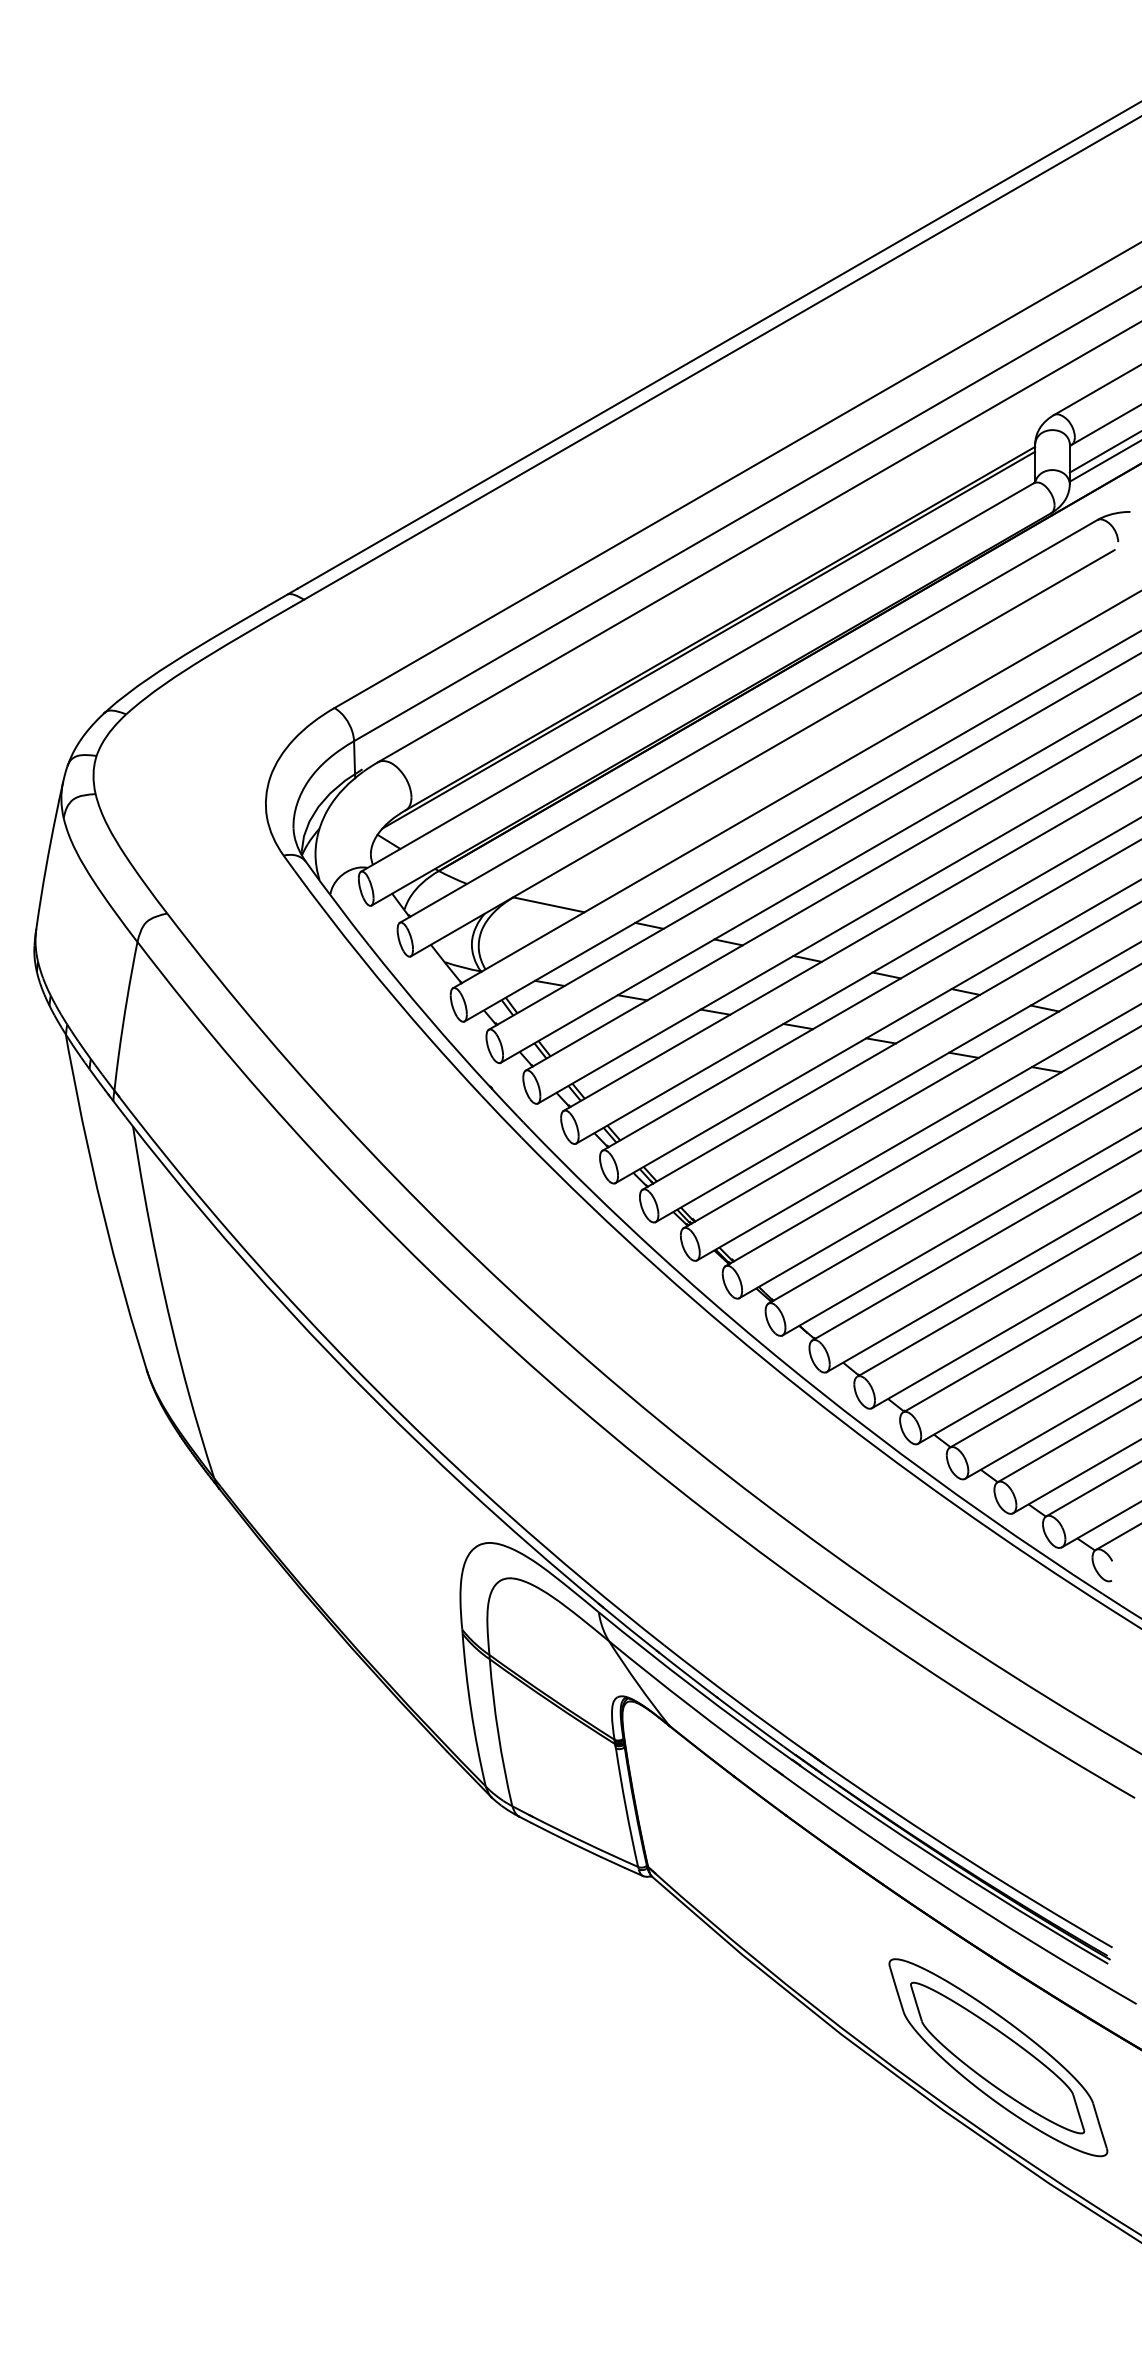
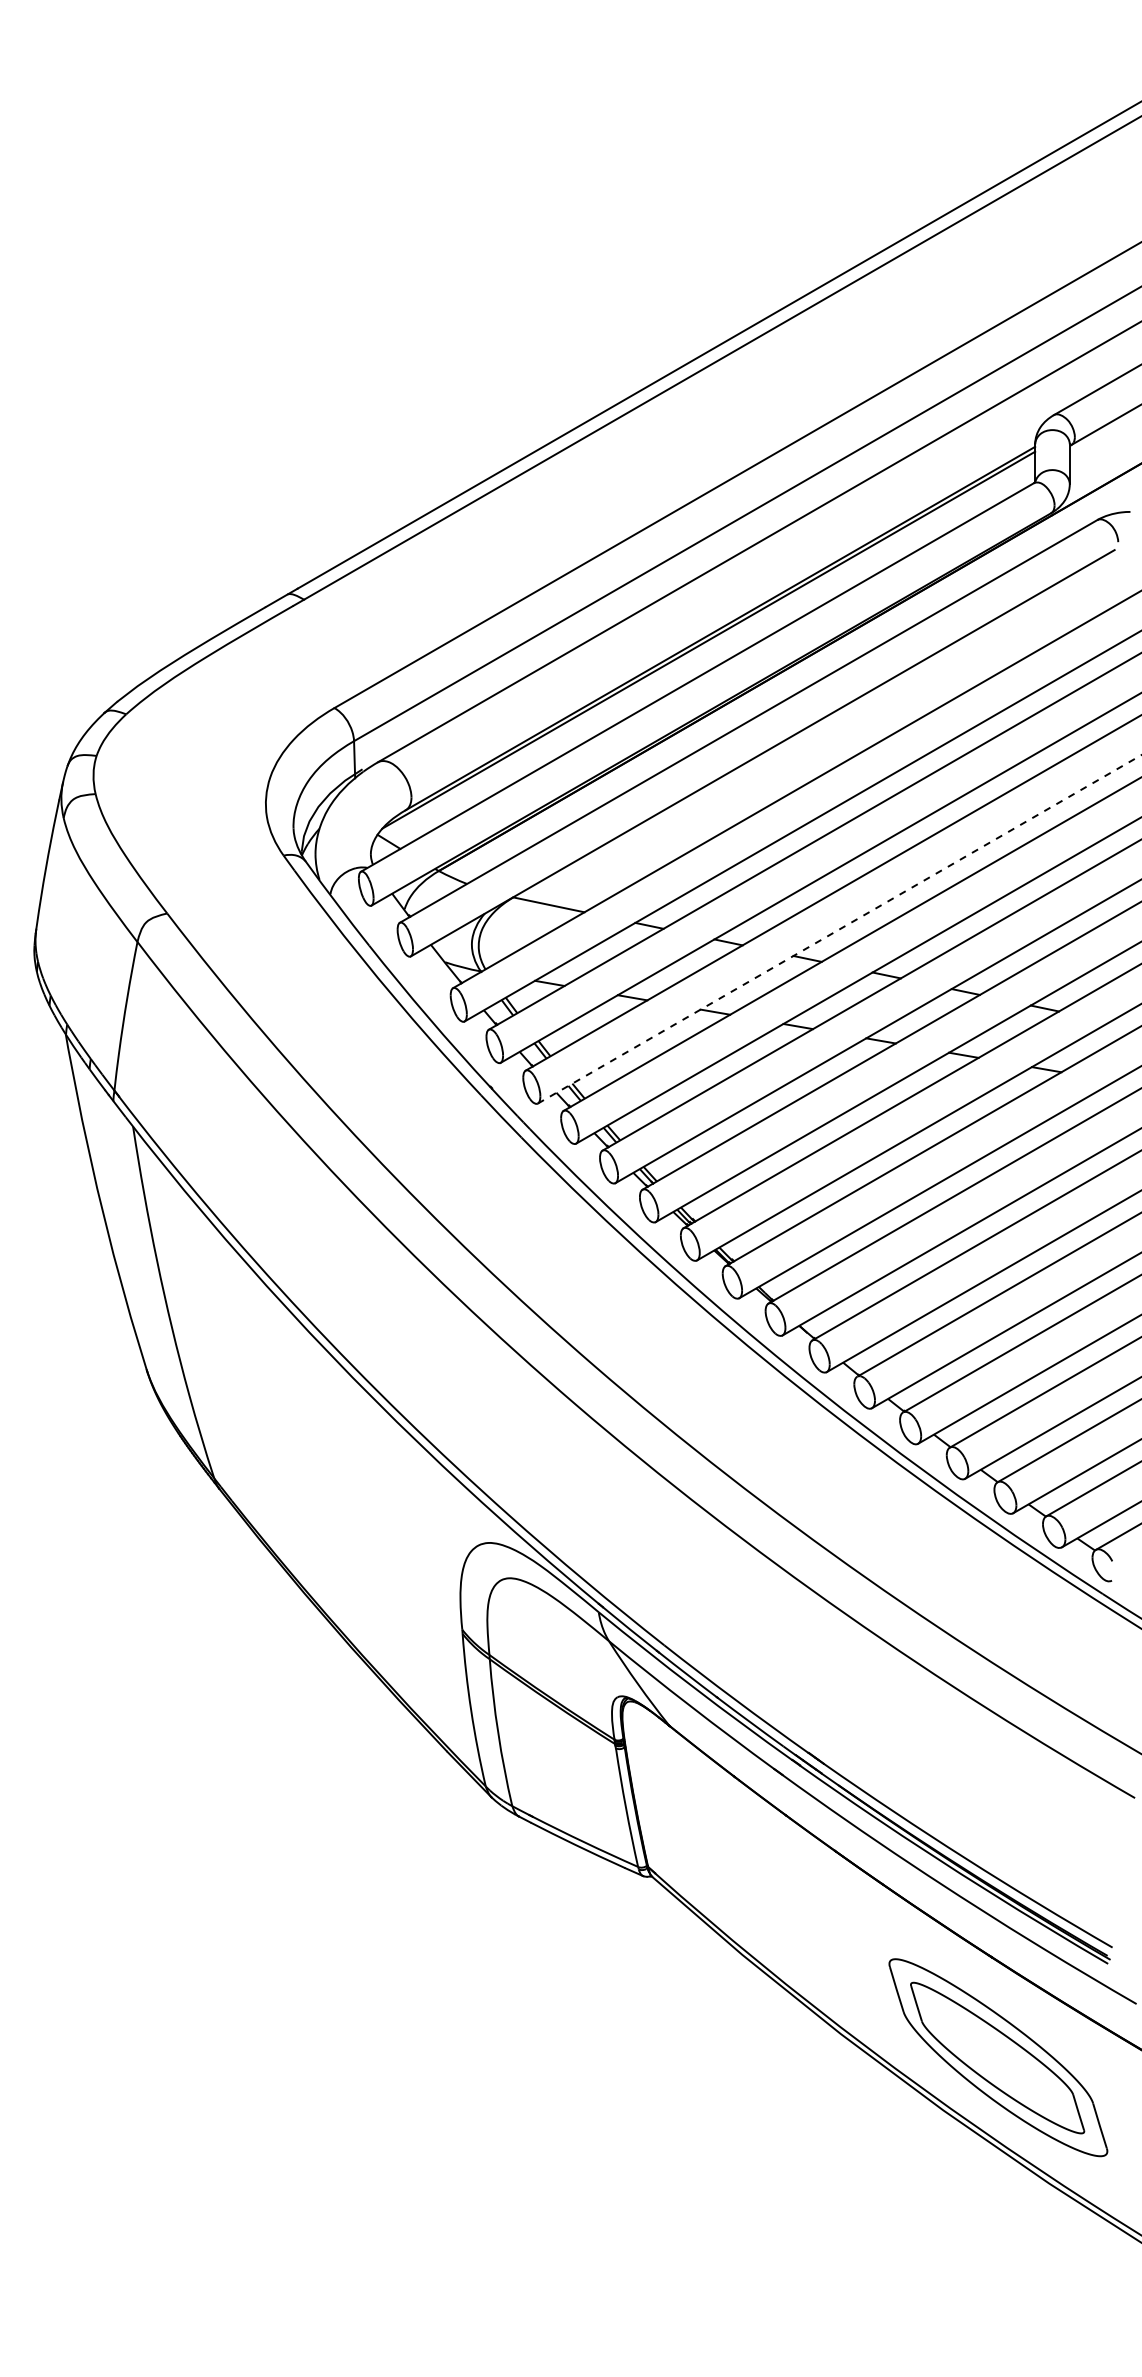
line: present -> none (1103, 452)
line: present -> none (1103, 461)
line: solid -> dashed (840, 929)
